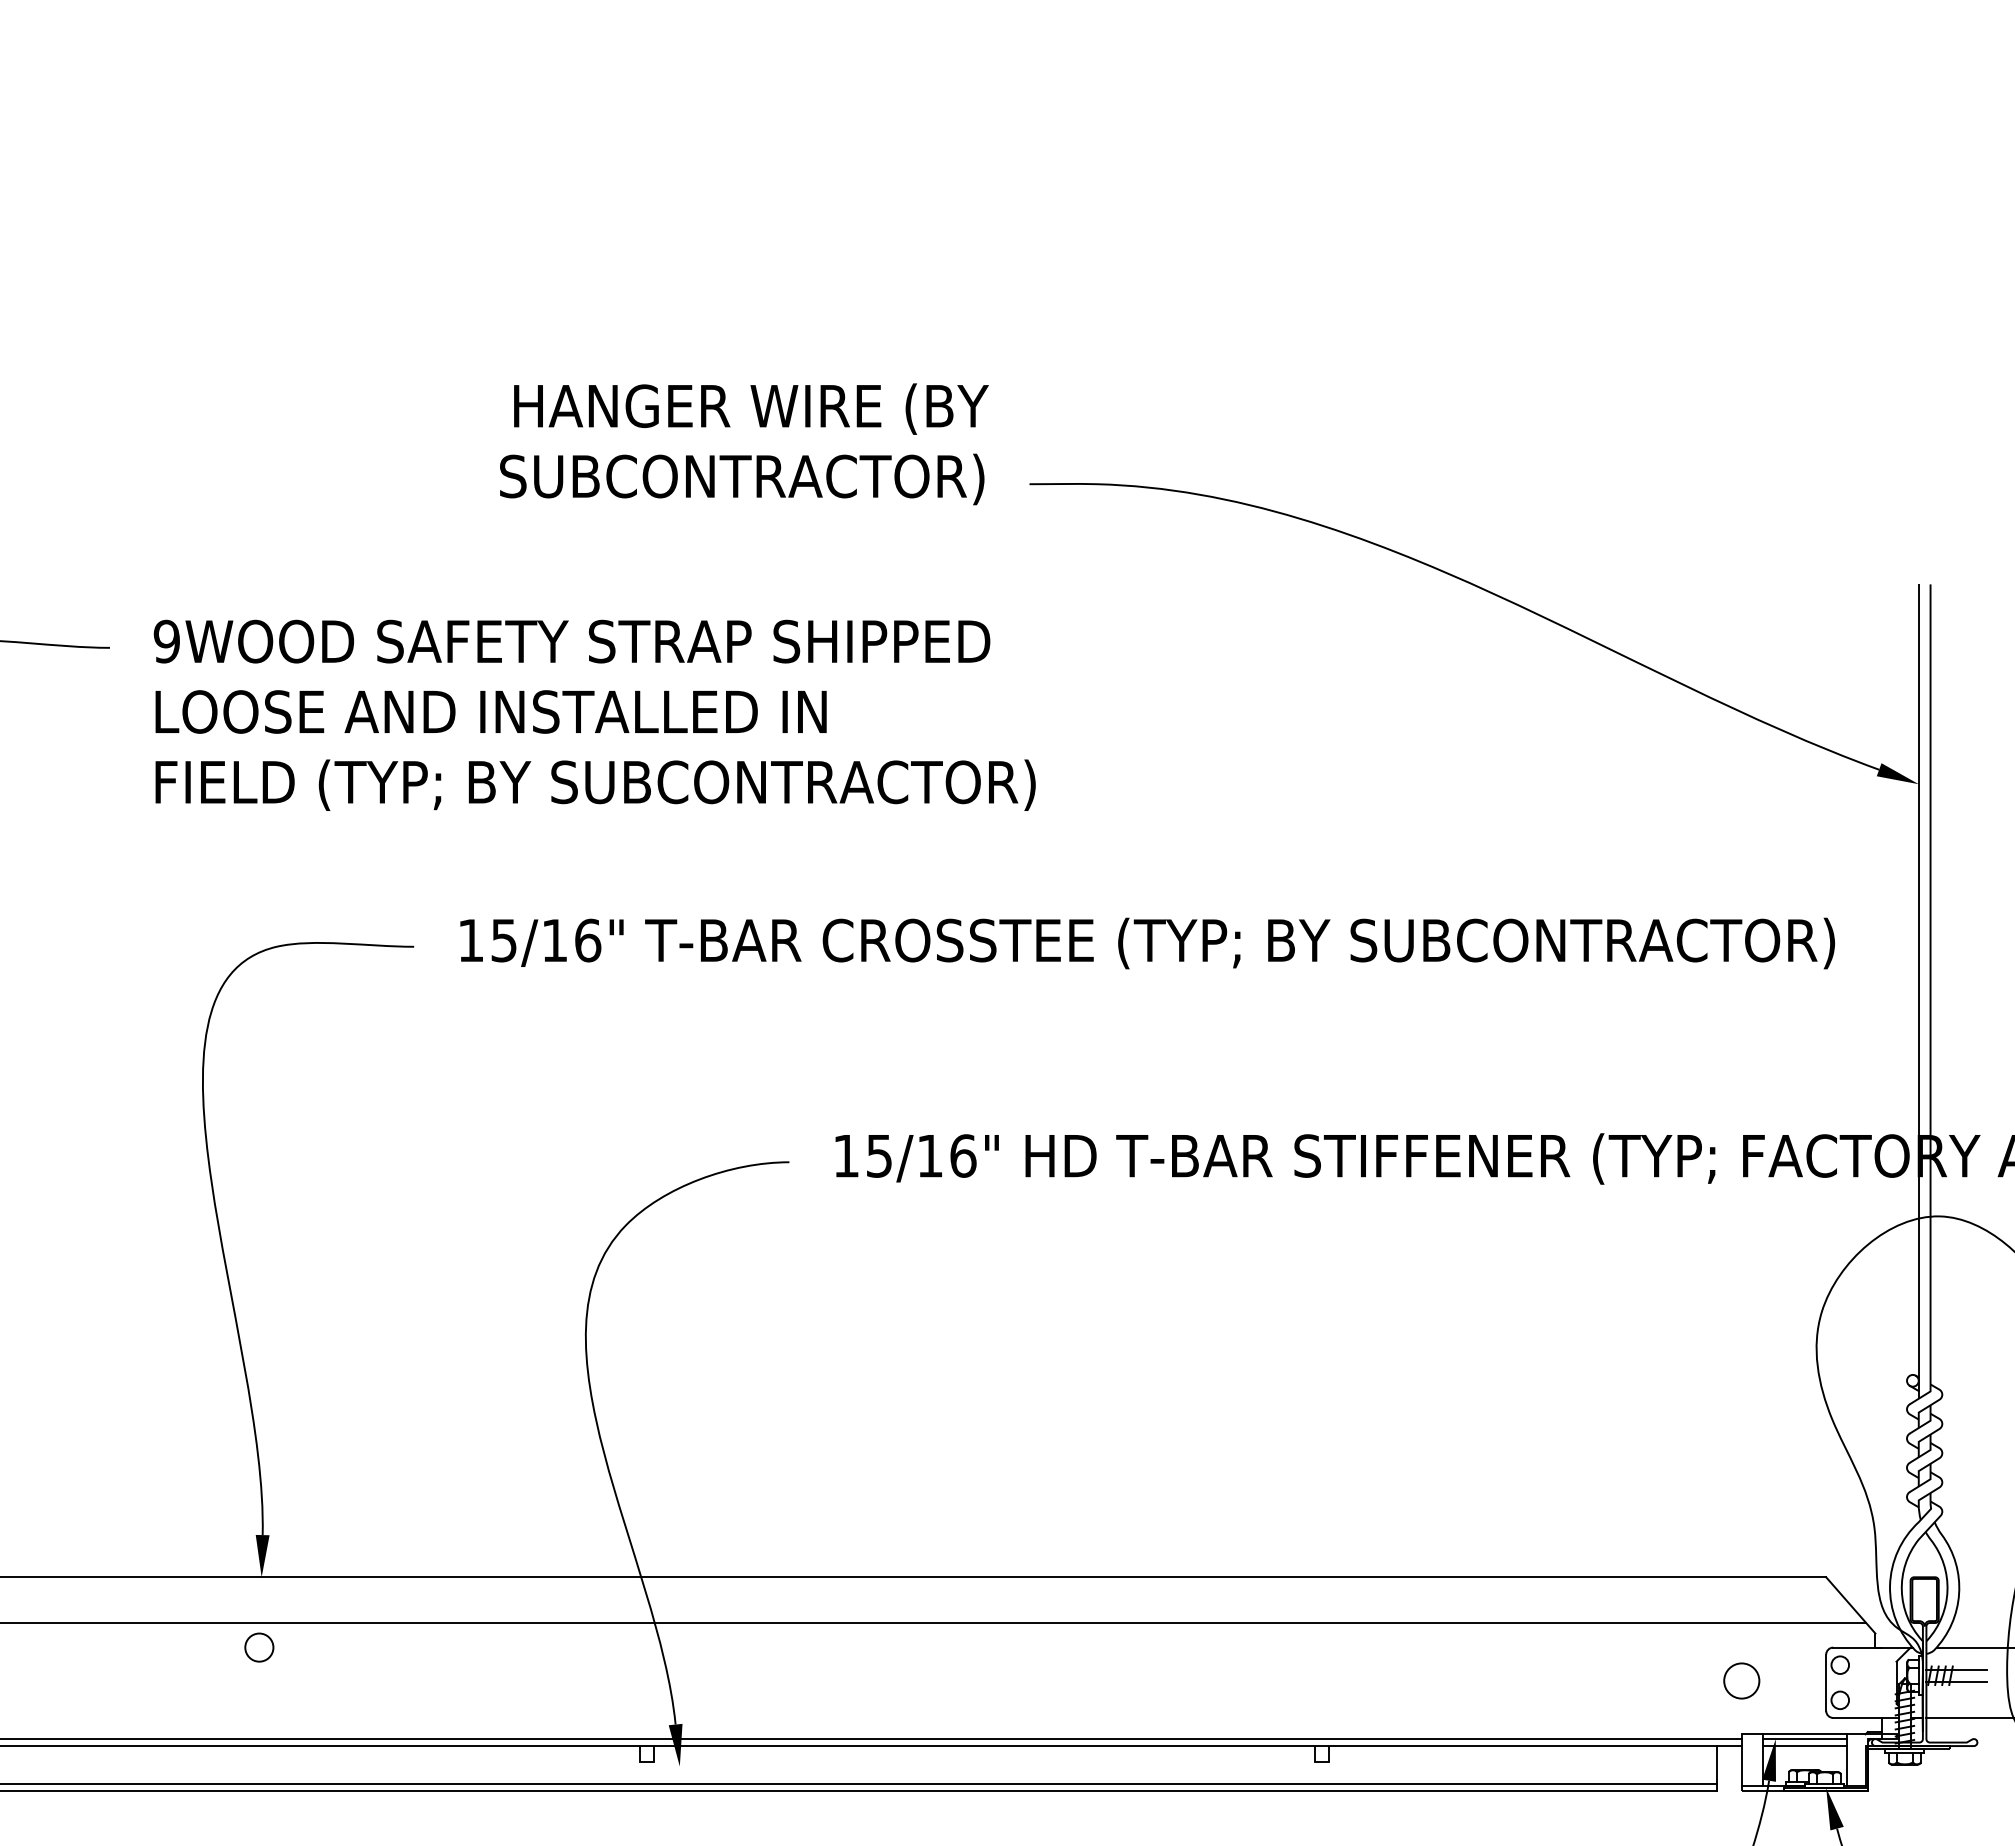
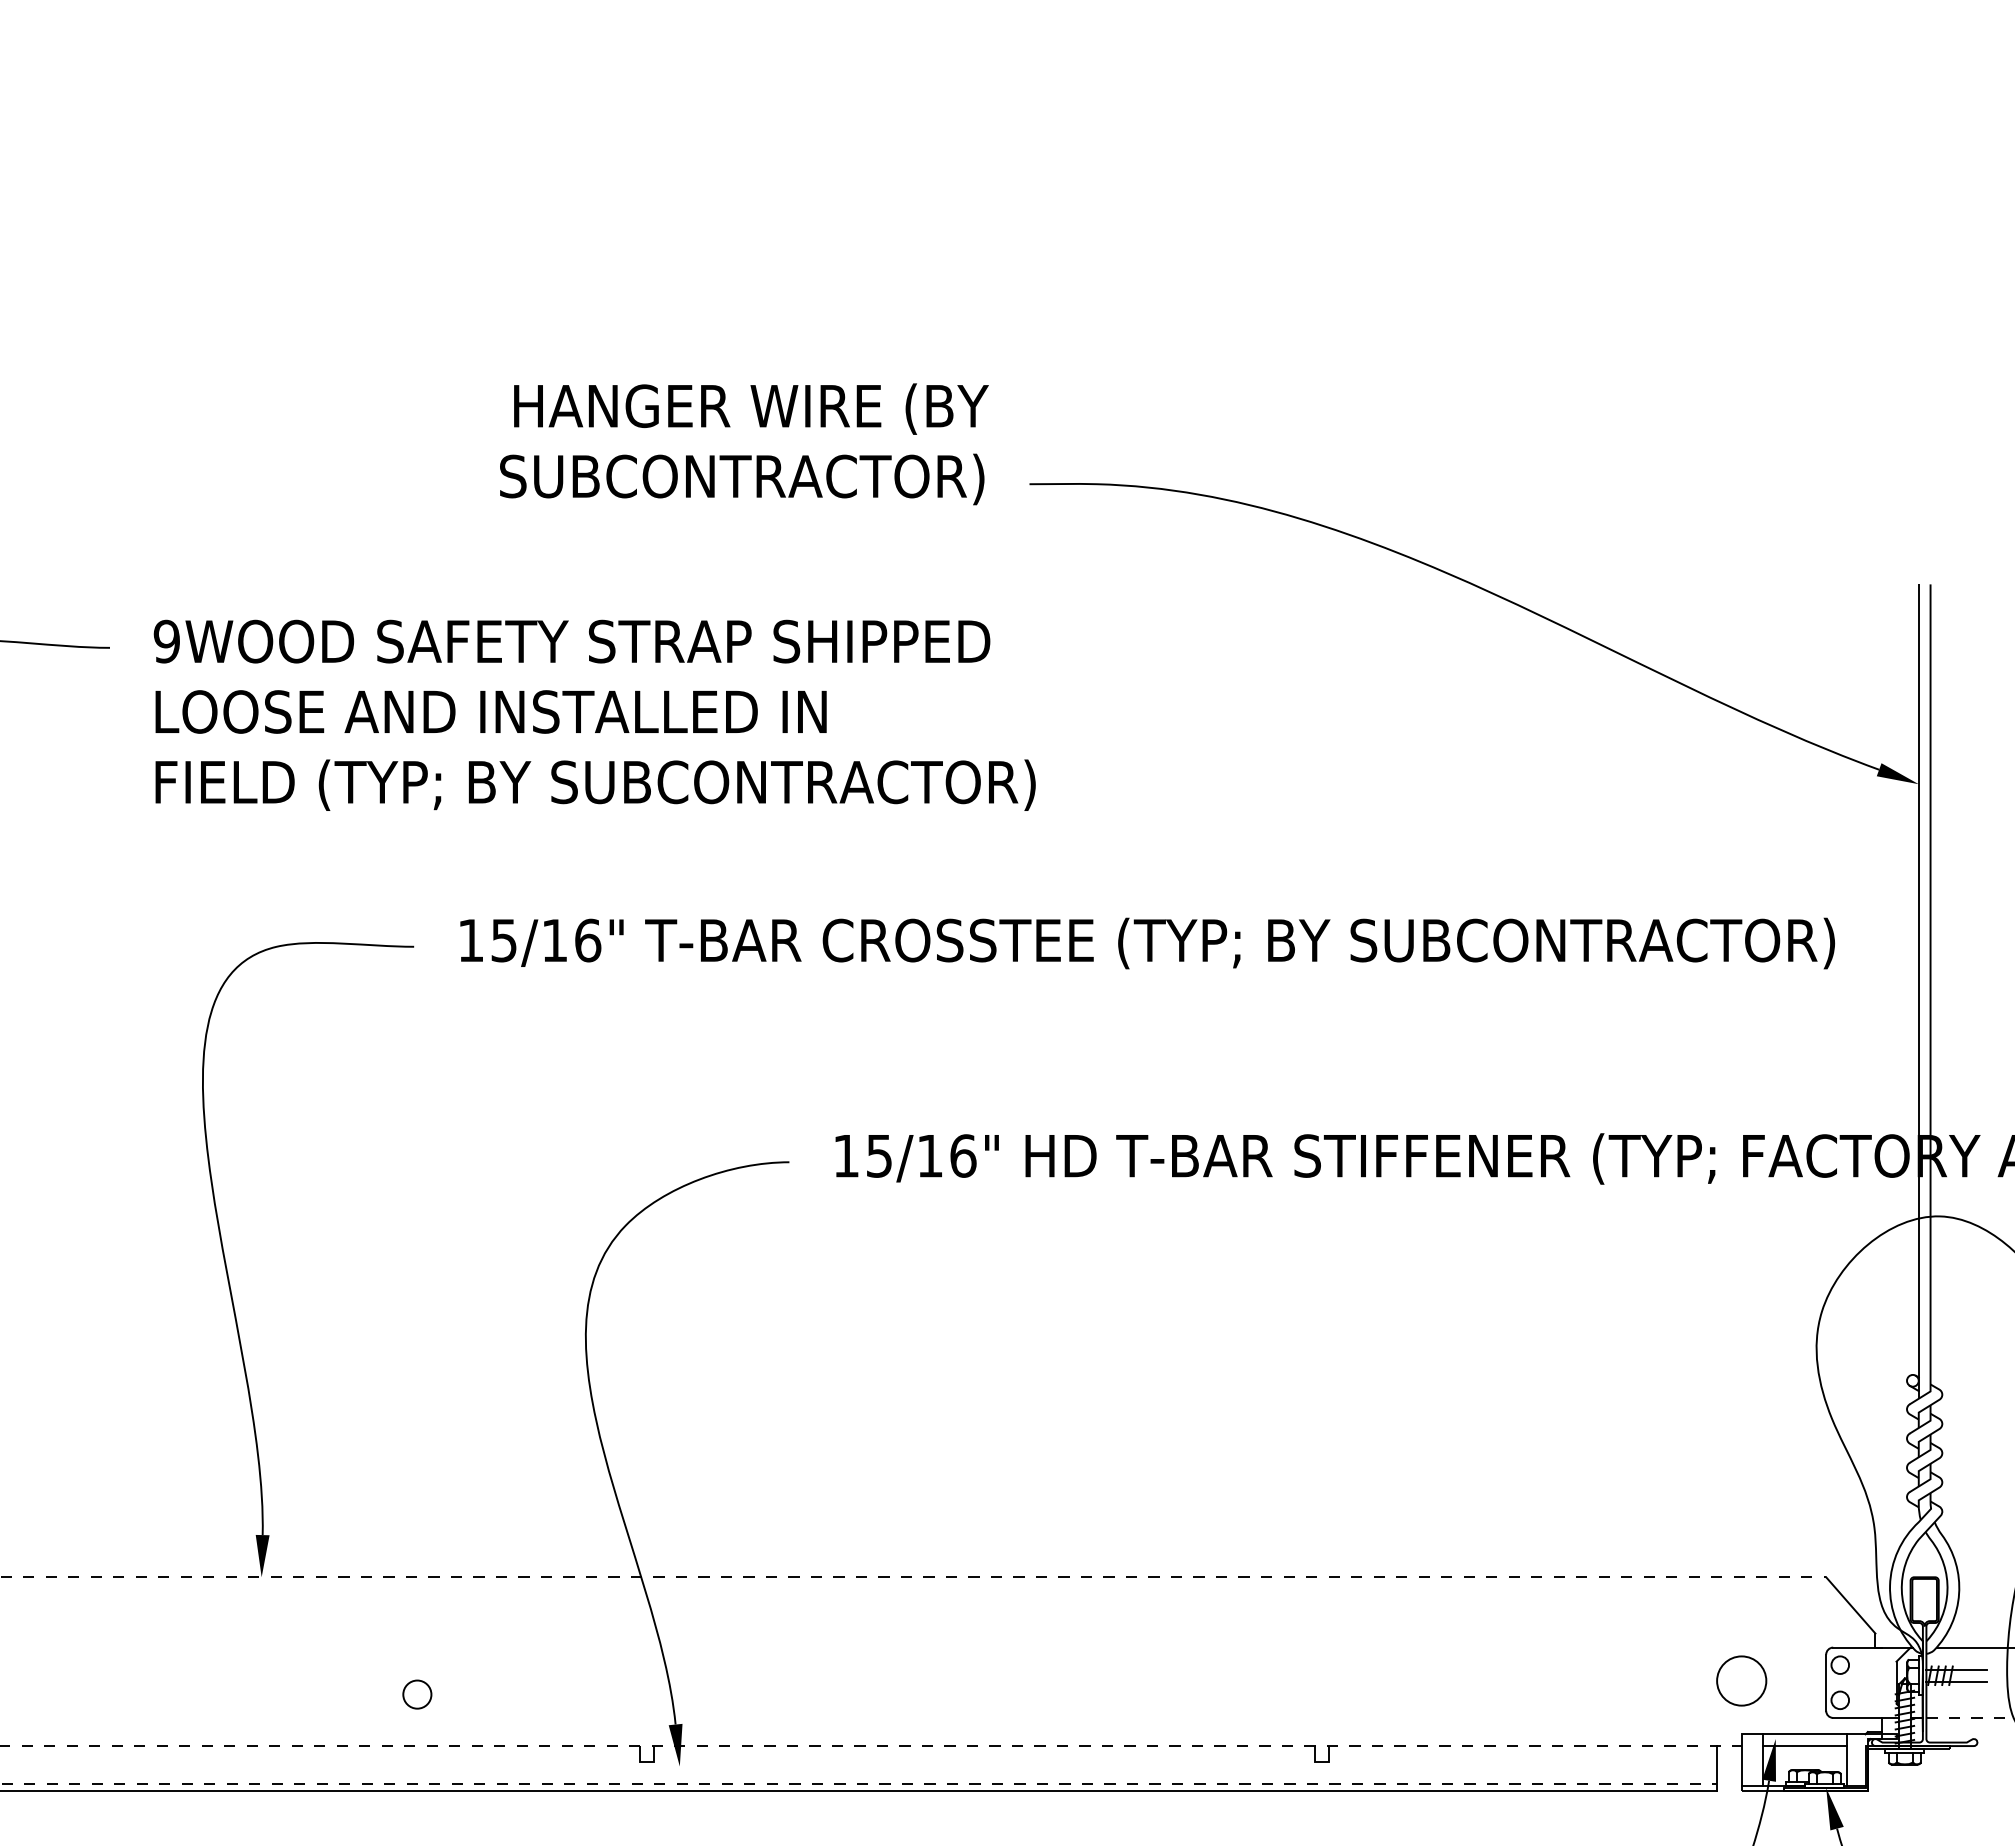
line: solid -> dashed (913, 1577)
line: present -> none (934, 1622)
circle position: (259, 1647) -> (417, 1694) (417, 1694)
circle size: 38x38 px -> 52x52 px (1741, 1680)
line: solid -> dashed (1970, 1717)
line: present -> none (871, 1739)
line: present -> none (1804, 1739)
line: solid -> dashed (871, 1746)
line: solid -> dashed (859, 1783)
